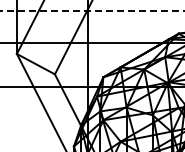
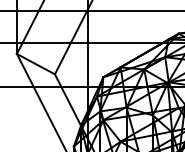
line: dashed -> solid (92, 11)
